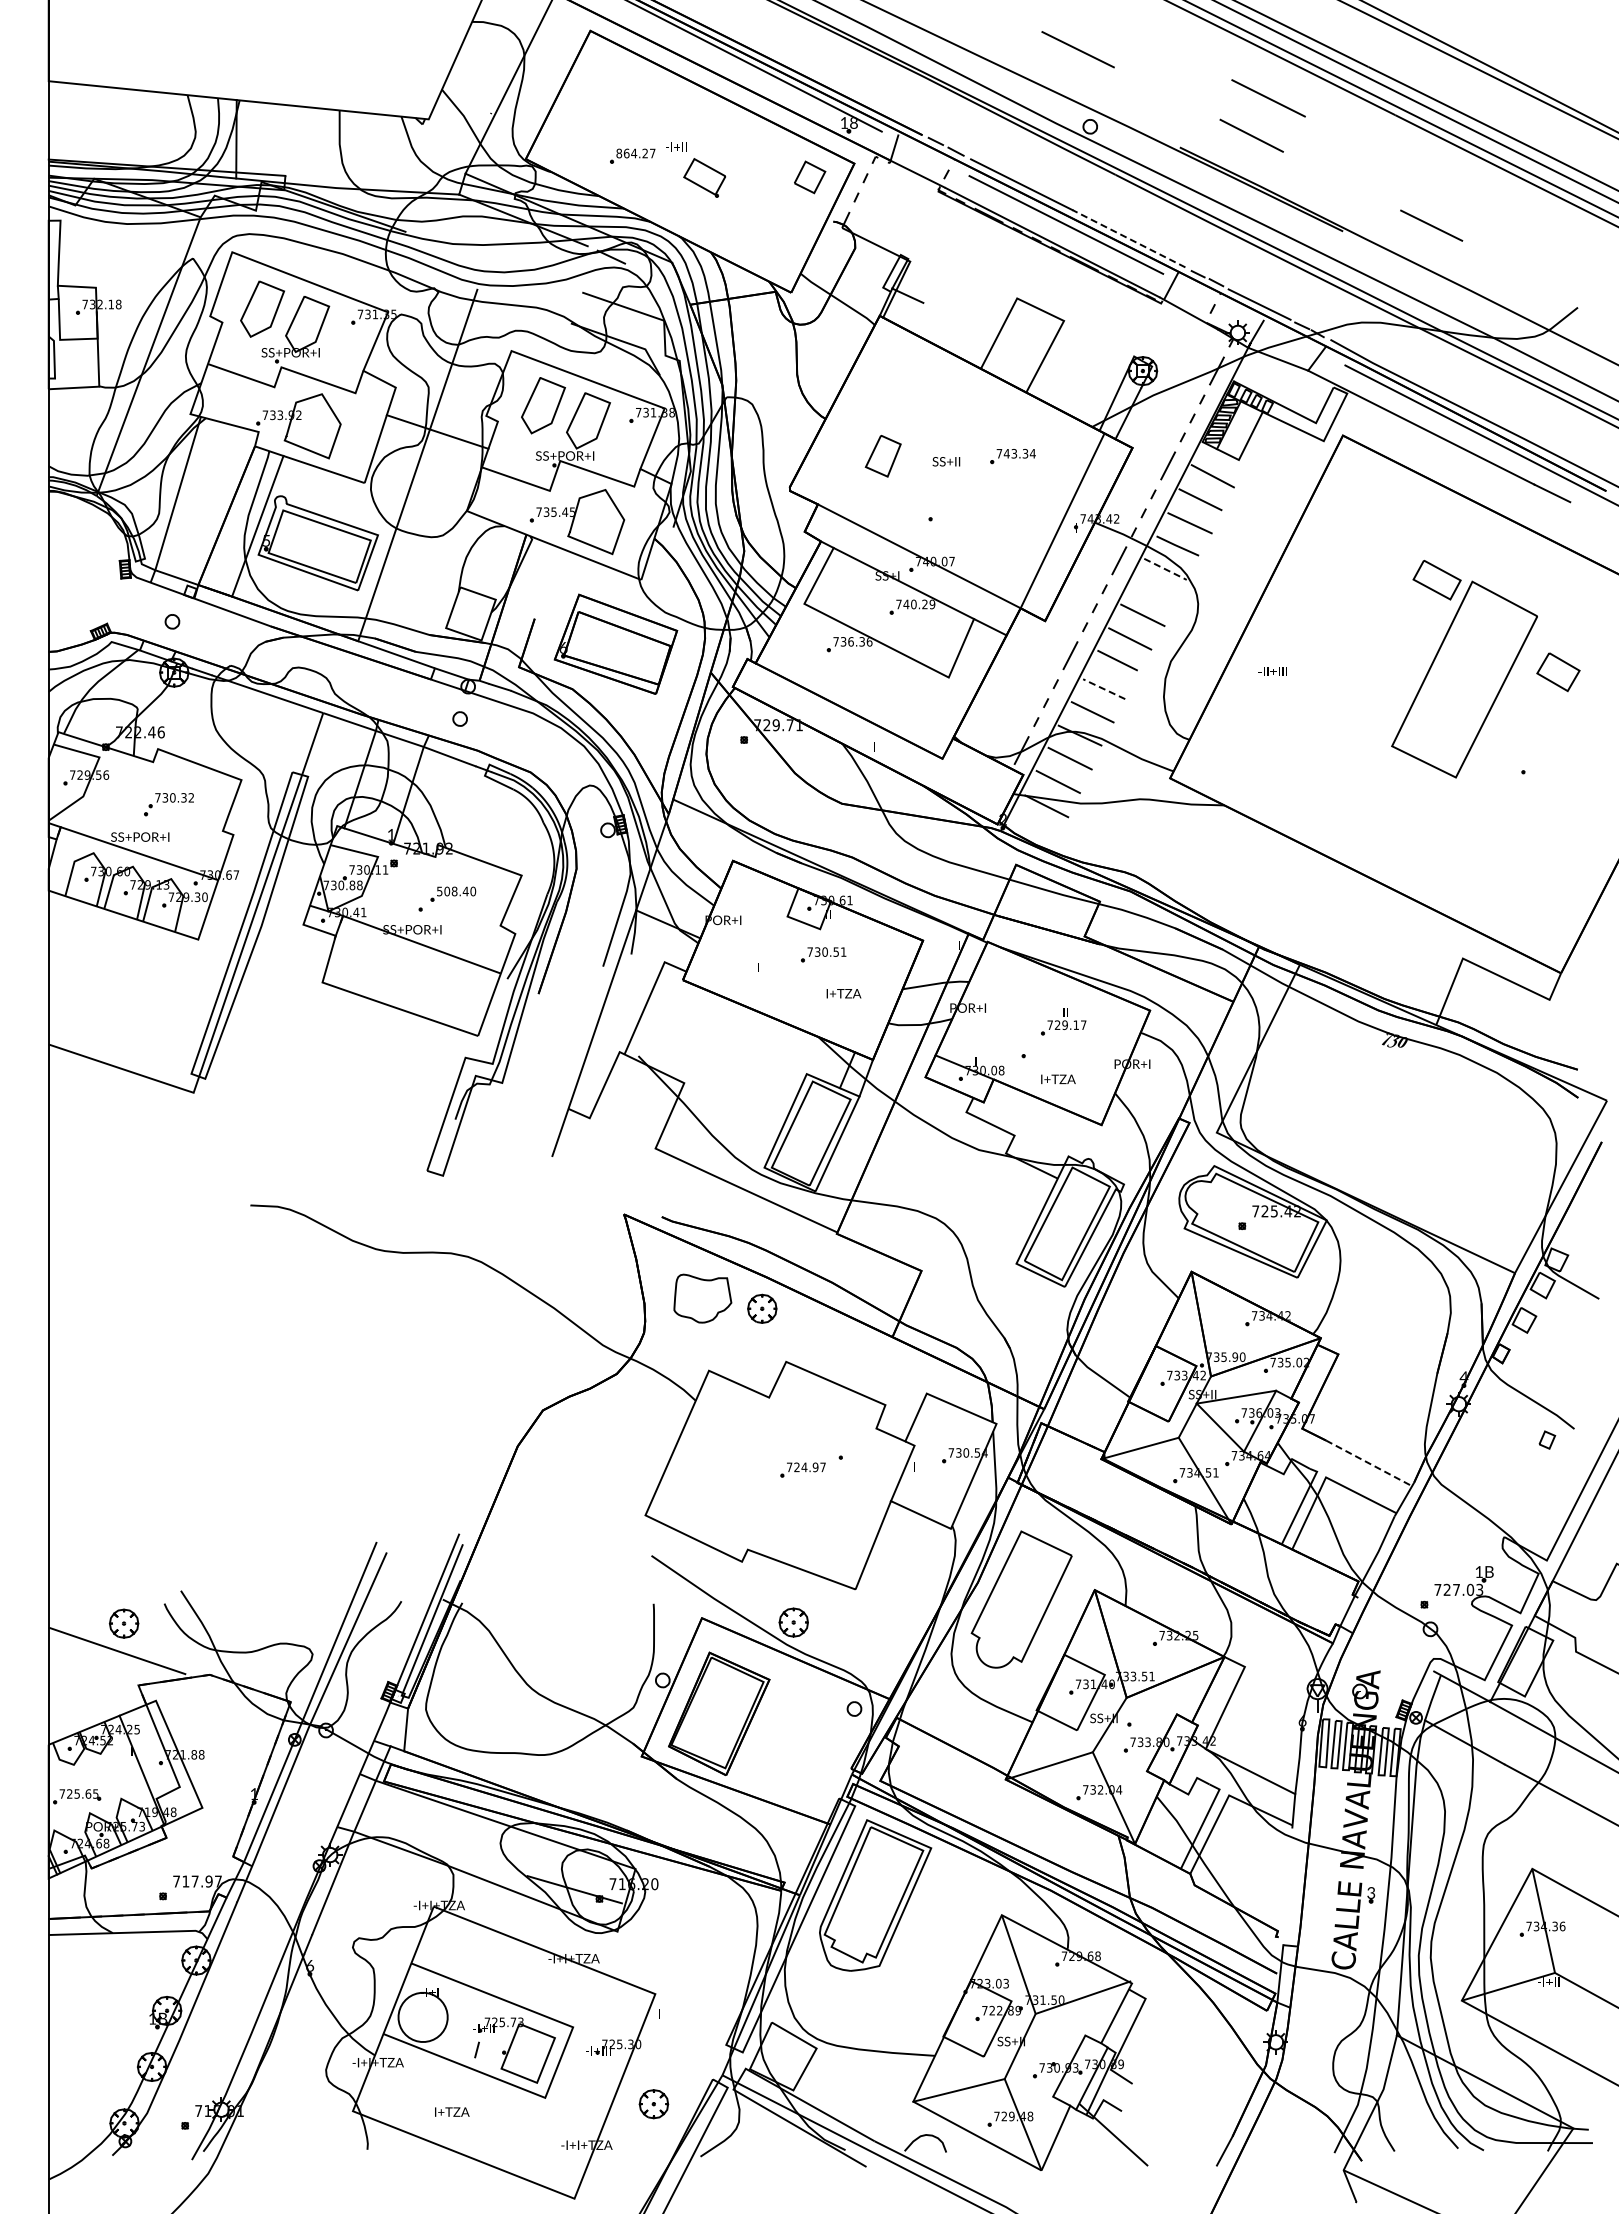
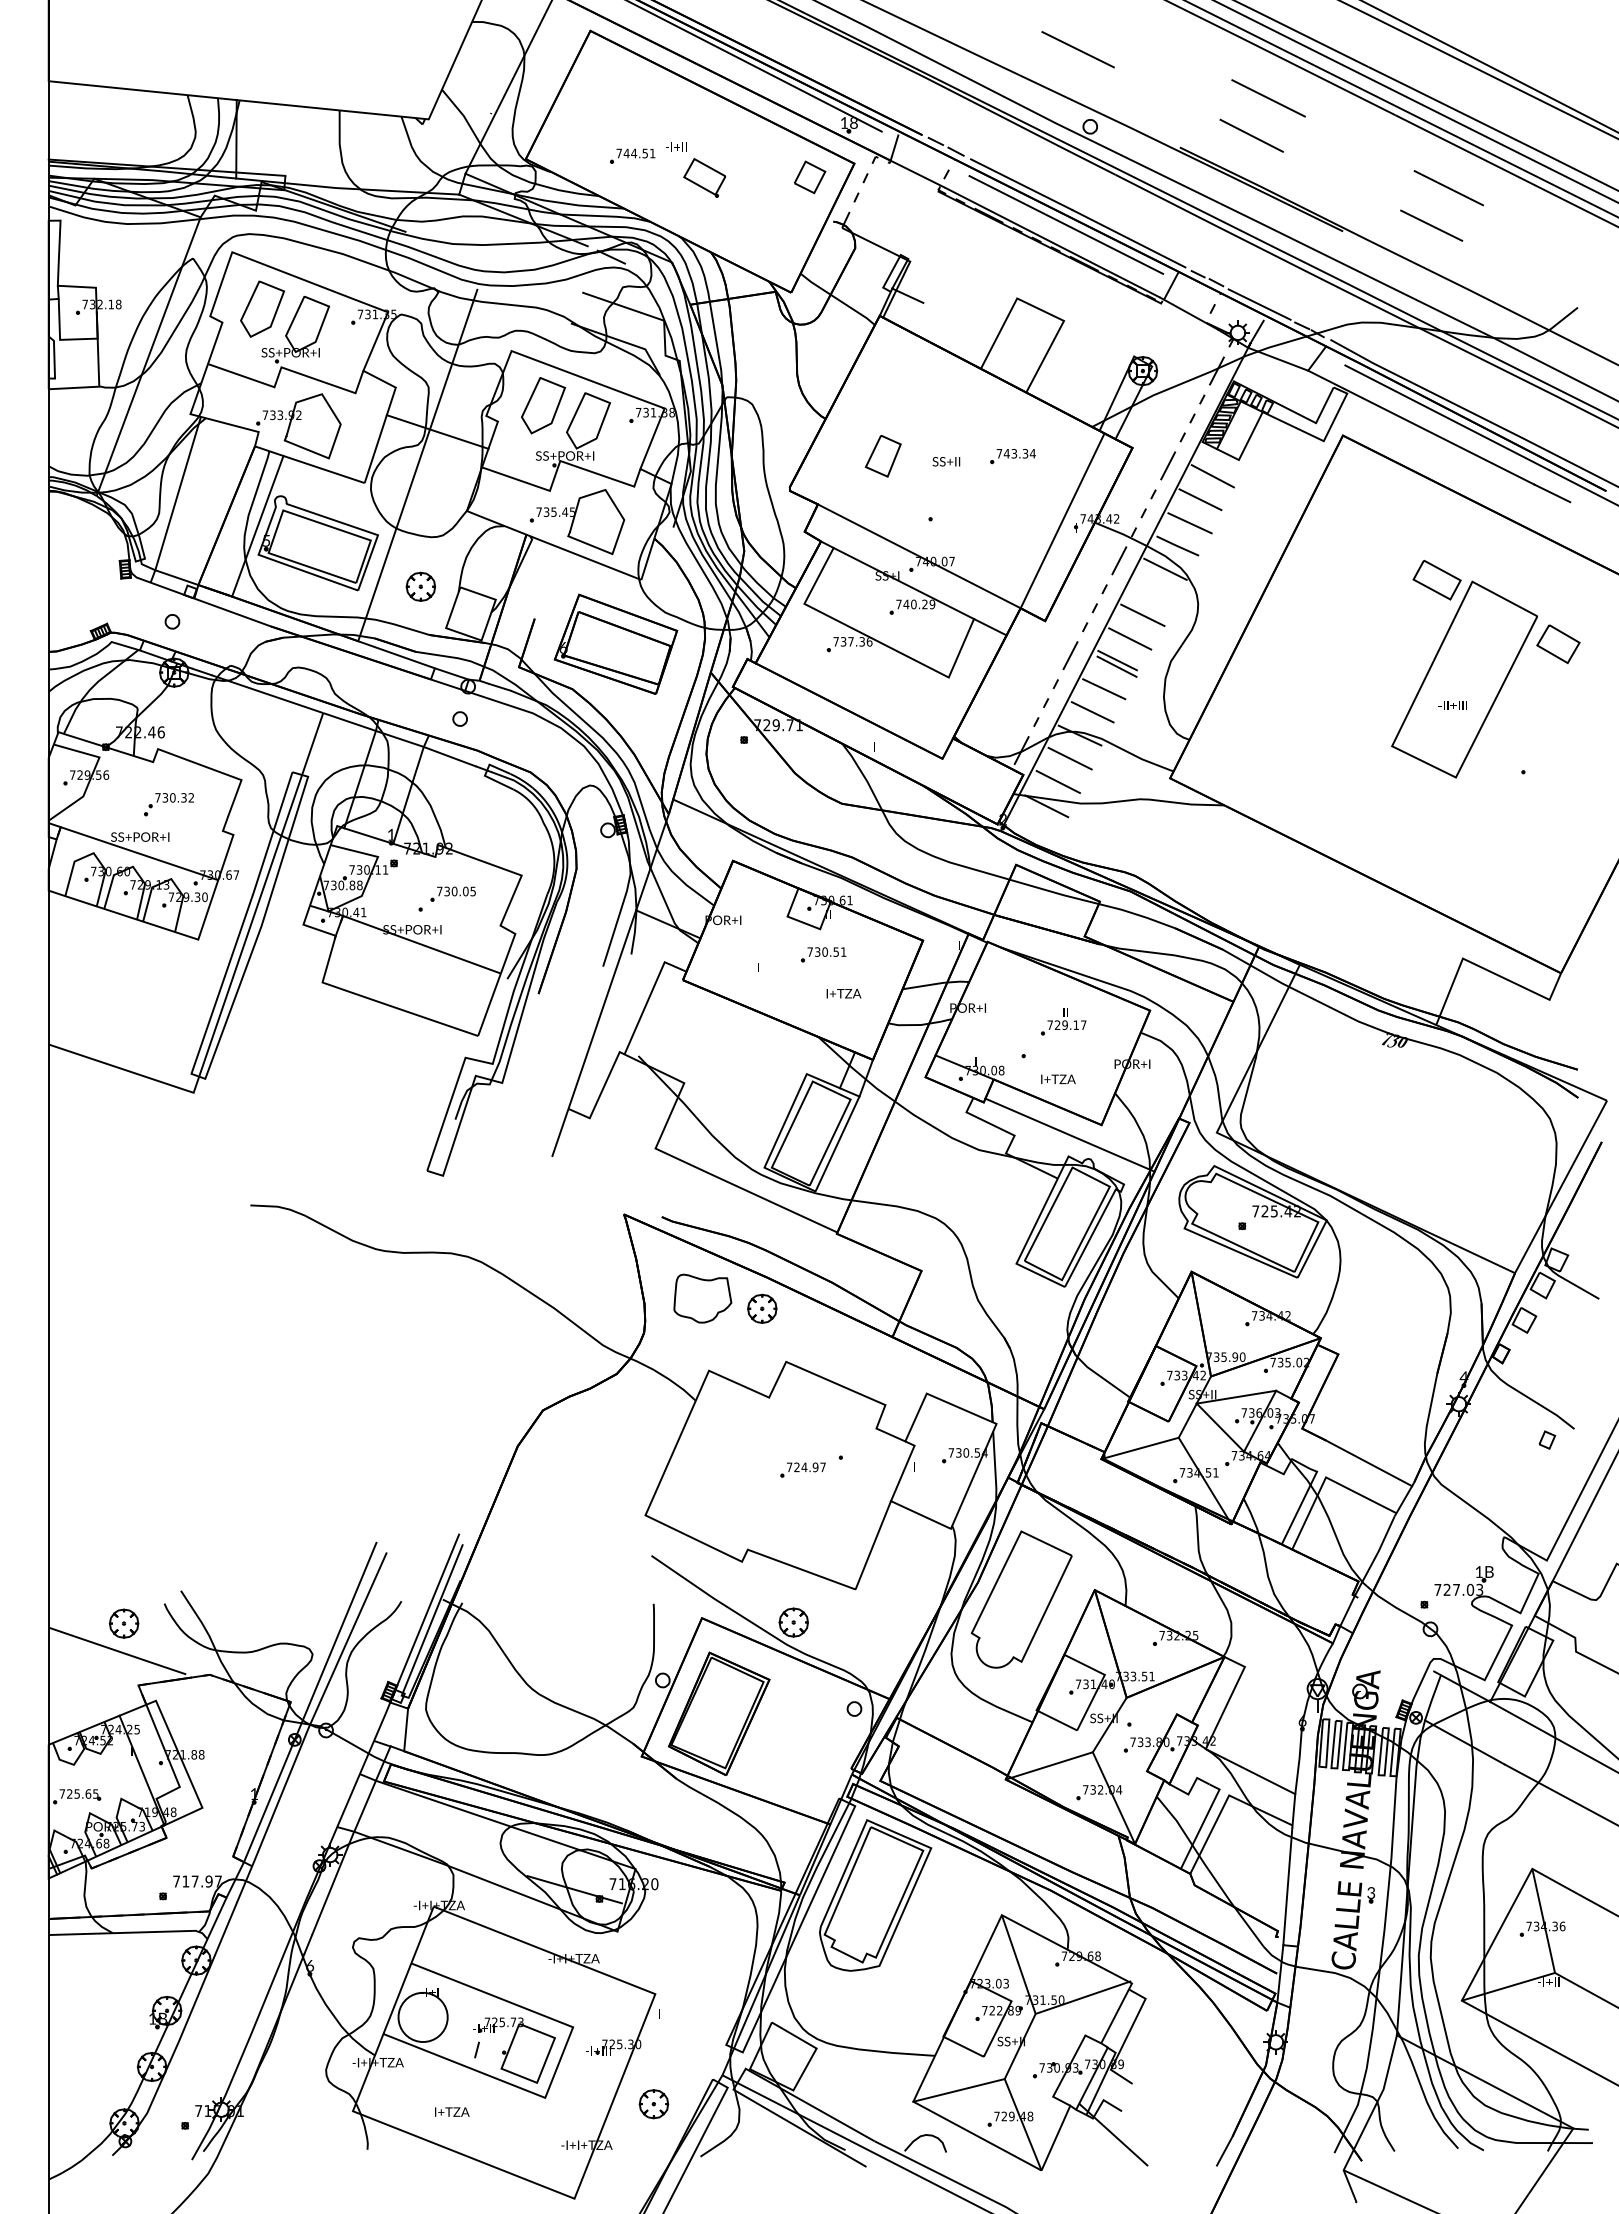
text: 864.27 -> 744.51 (635, 153)
line: none -> present (1448, 188)
line: dashed -> solid (1128, 238)
line: dashed -> solid (1165, 569)
part: none -> present (420, 586)
text: 736.36 -> 737.36 (850, 641)
line: none -> present (1116, 666)
text position: (1272, 671) -> (1452, 705) (1452, 705)
part position: (1558, 671) -> (1558, 643) (1558, 643)
line: dashed -> solid (1103, 688)
text: 508.40 -> 730.05 (456, 891)
line: none -> present (1069, 1134)
line: dashed -> solid (1369, 1463)
line: none -> present (1287, 1886)
